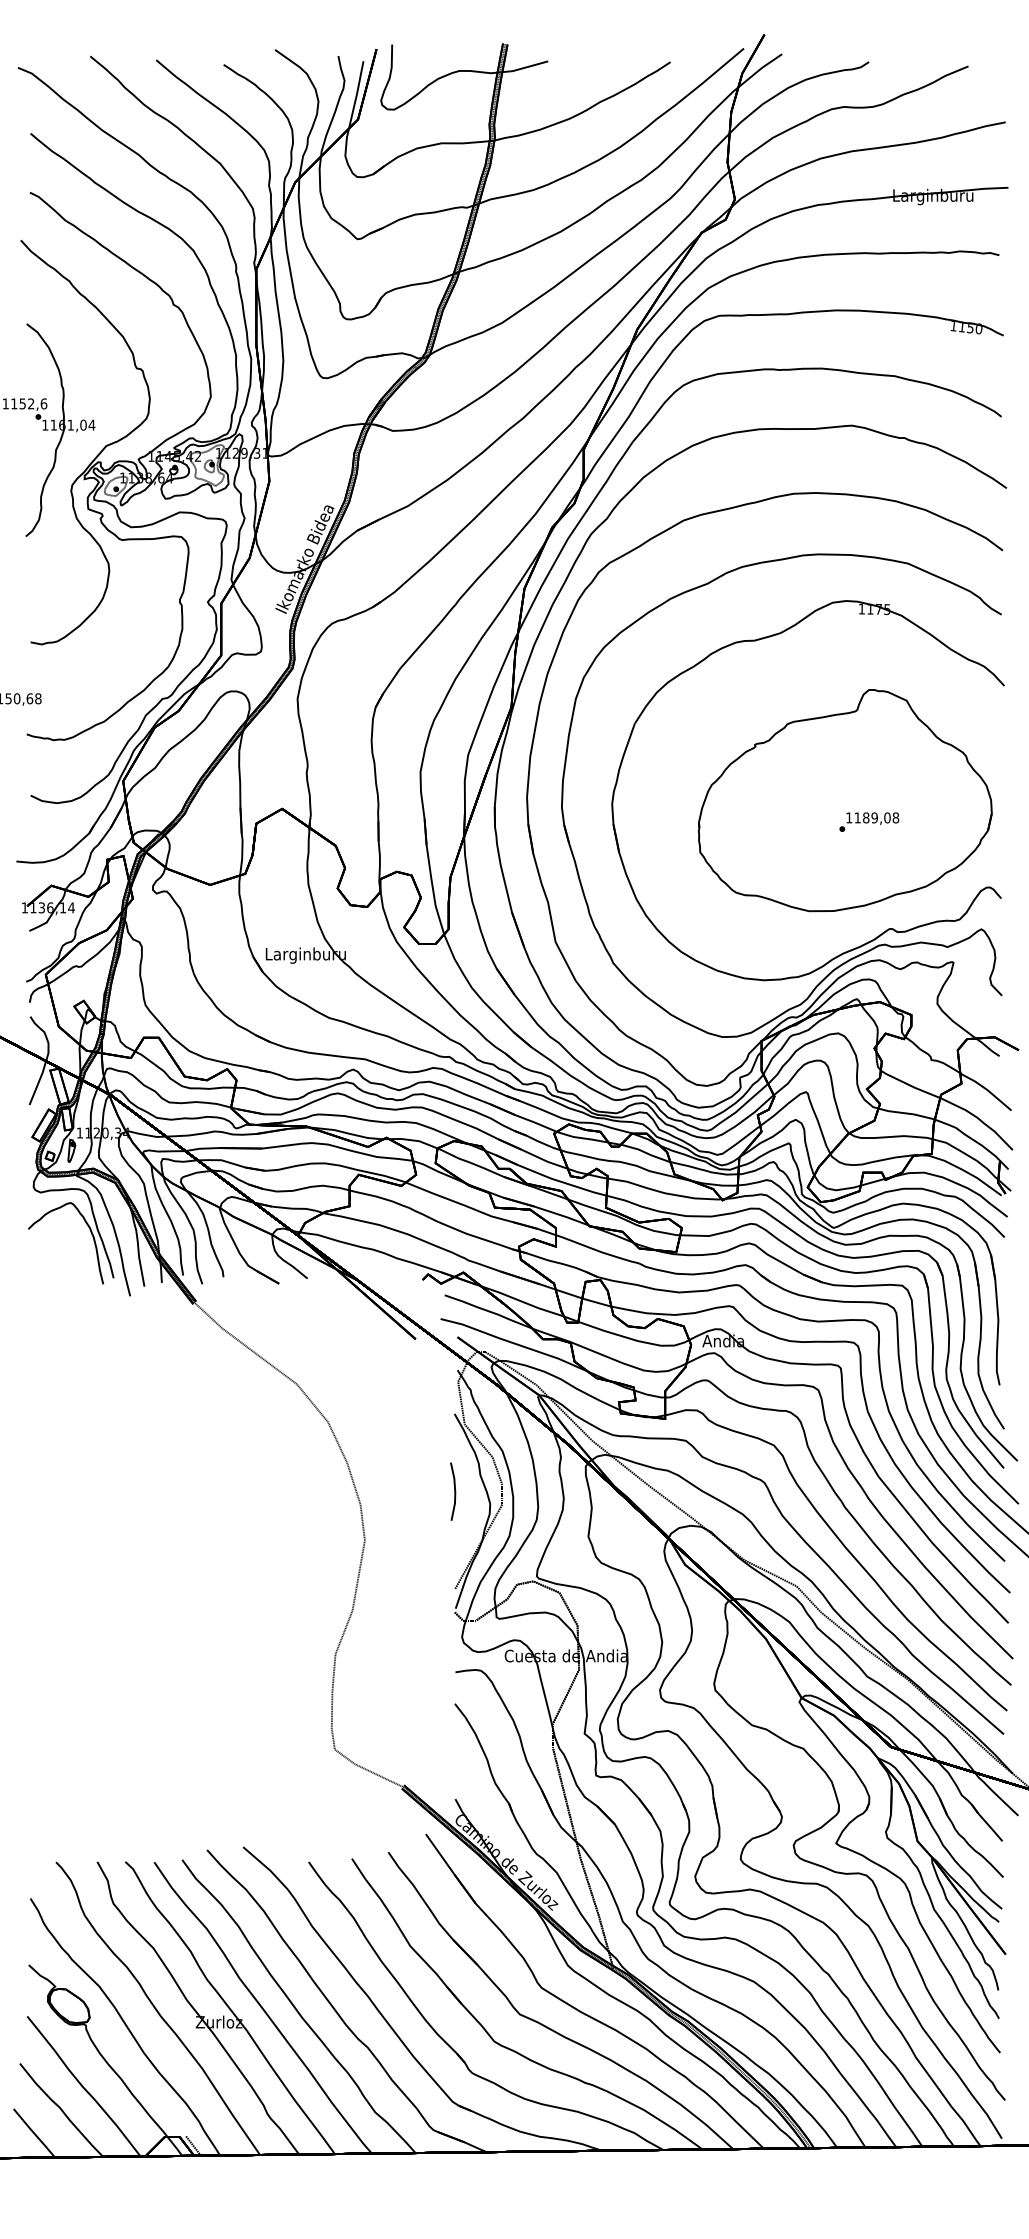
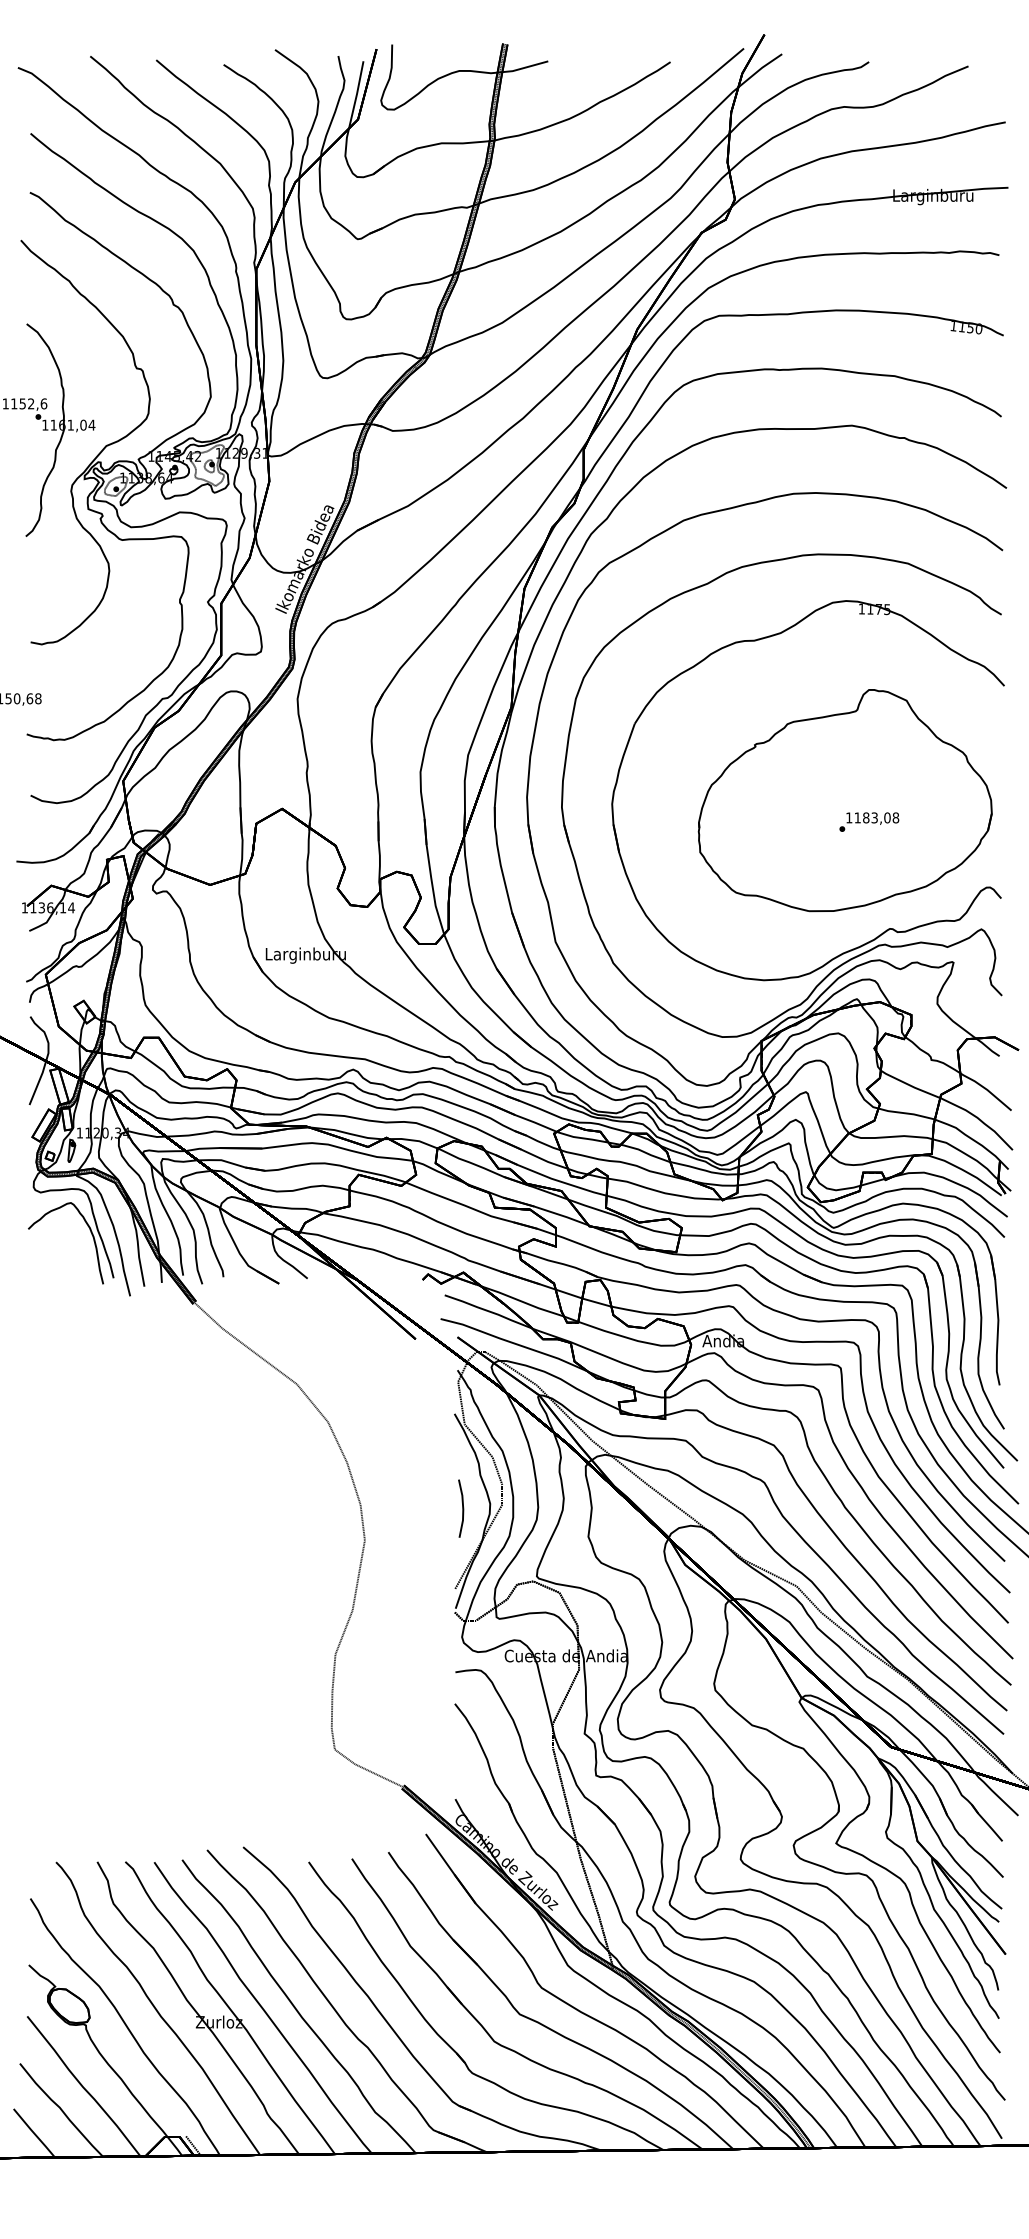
text: 1189,08 -> 1183,08 (874, 817)
line position: (454, 1491) -> (462, 1508) (462, 1508)
